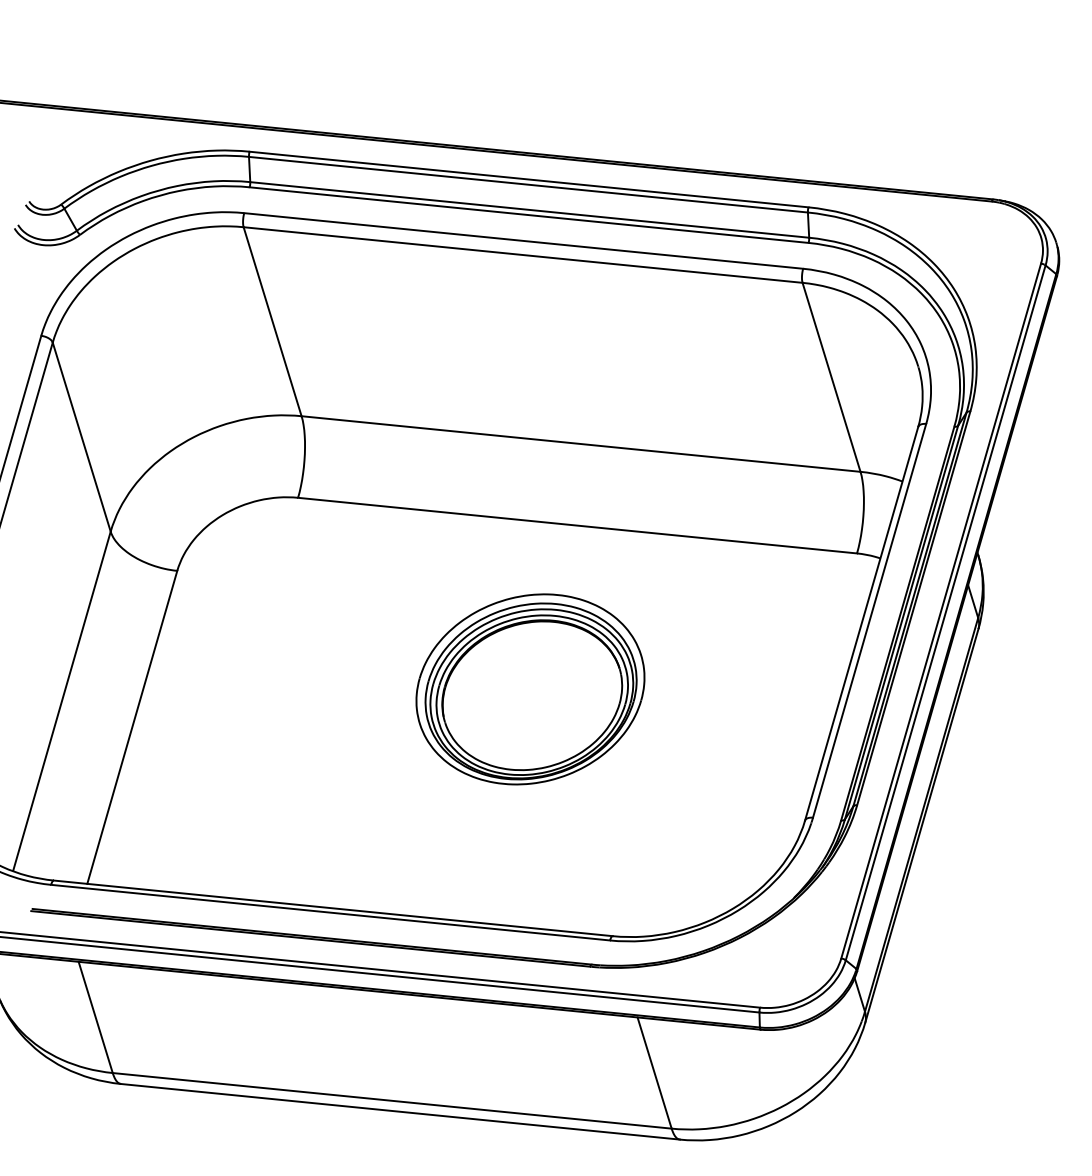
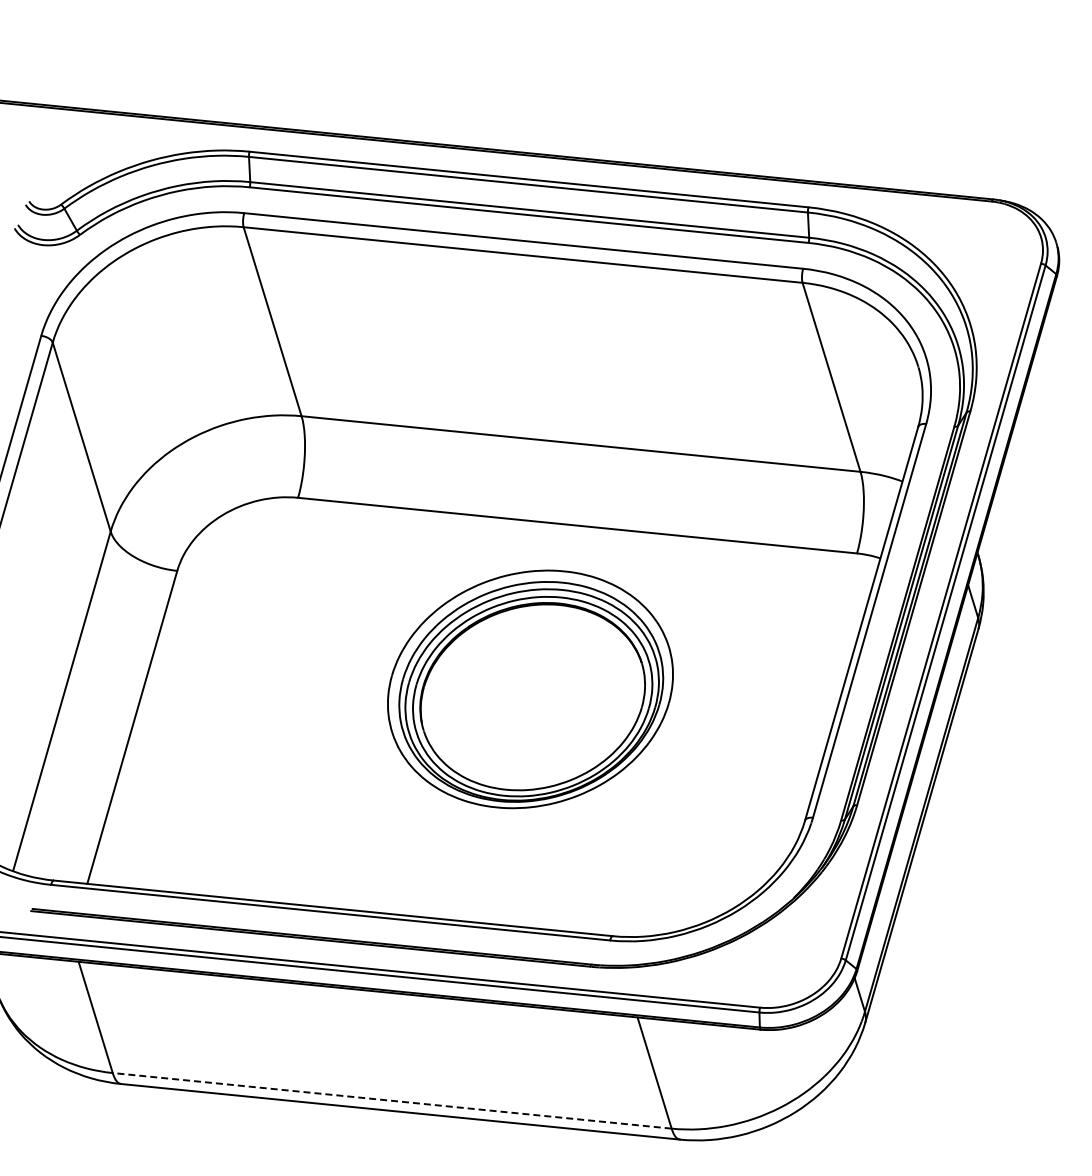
part size: 231x193 px -> 287x241 px (530, 689)
line: solid -> dashed (392, 1100)
